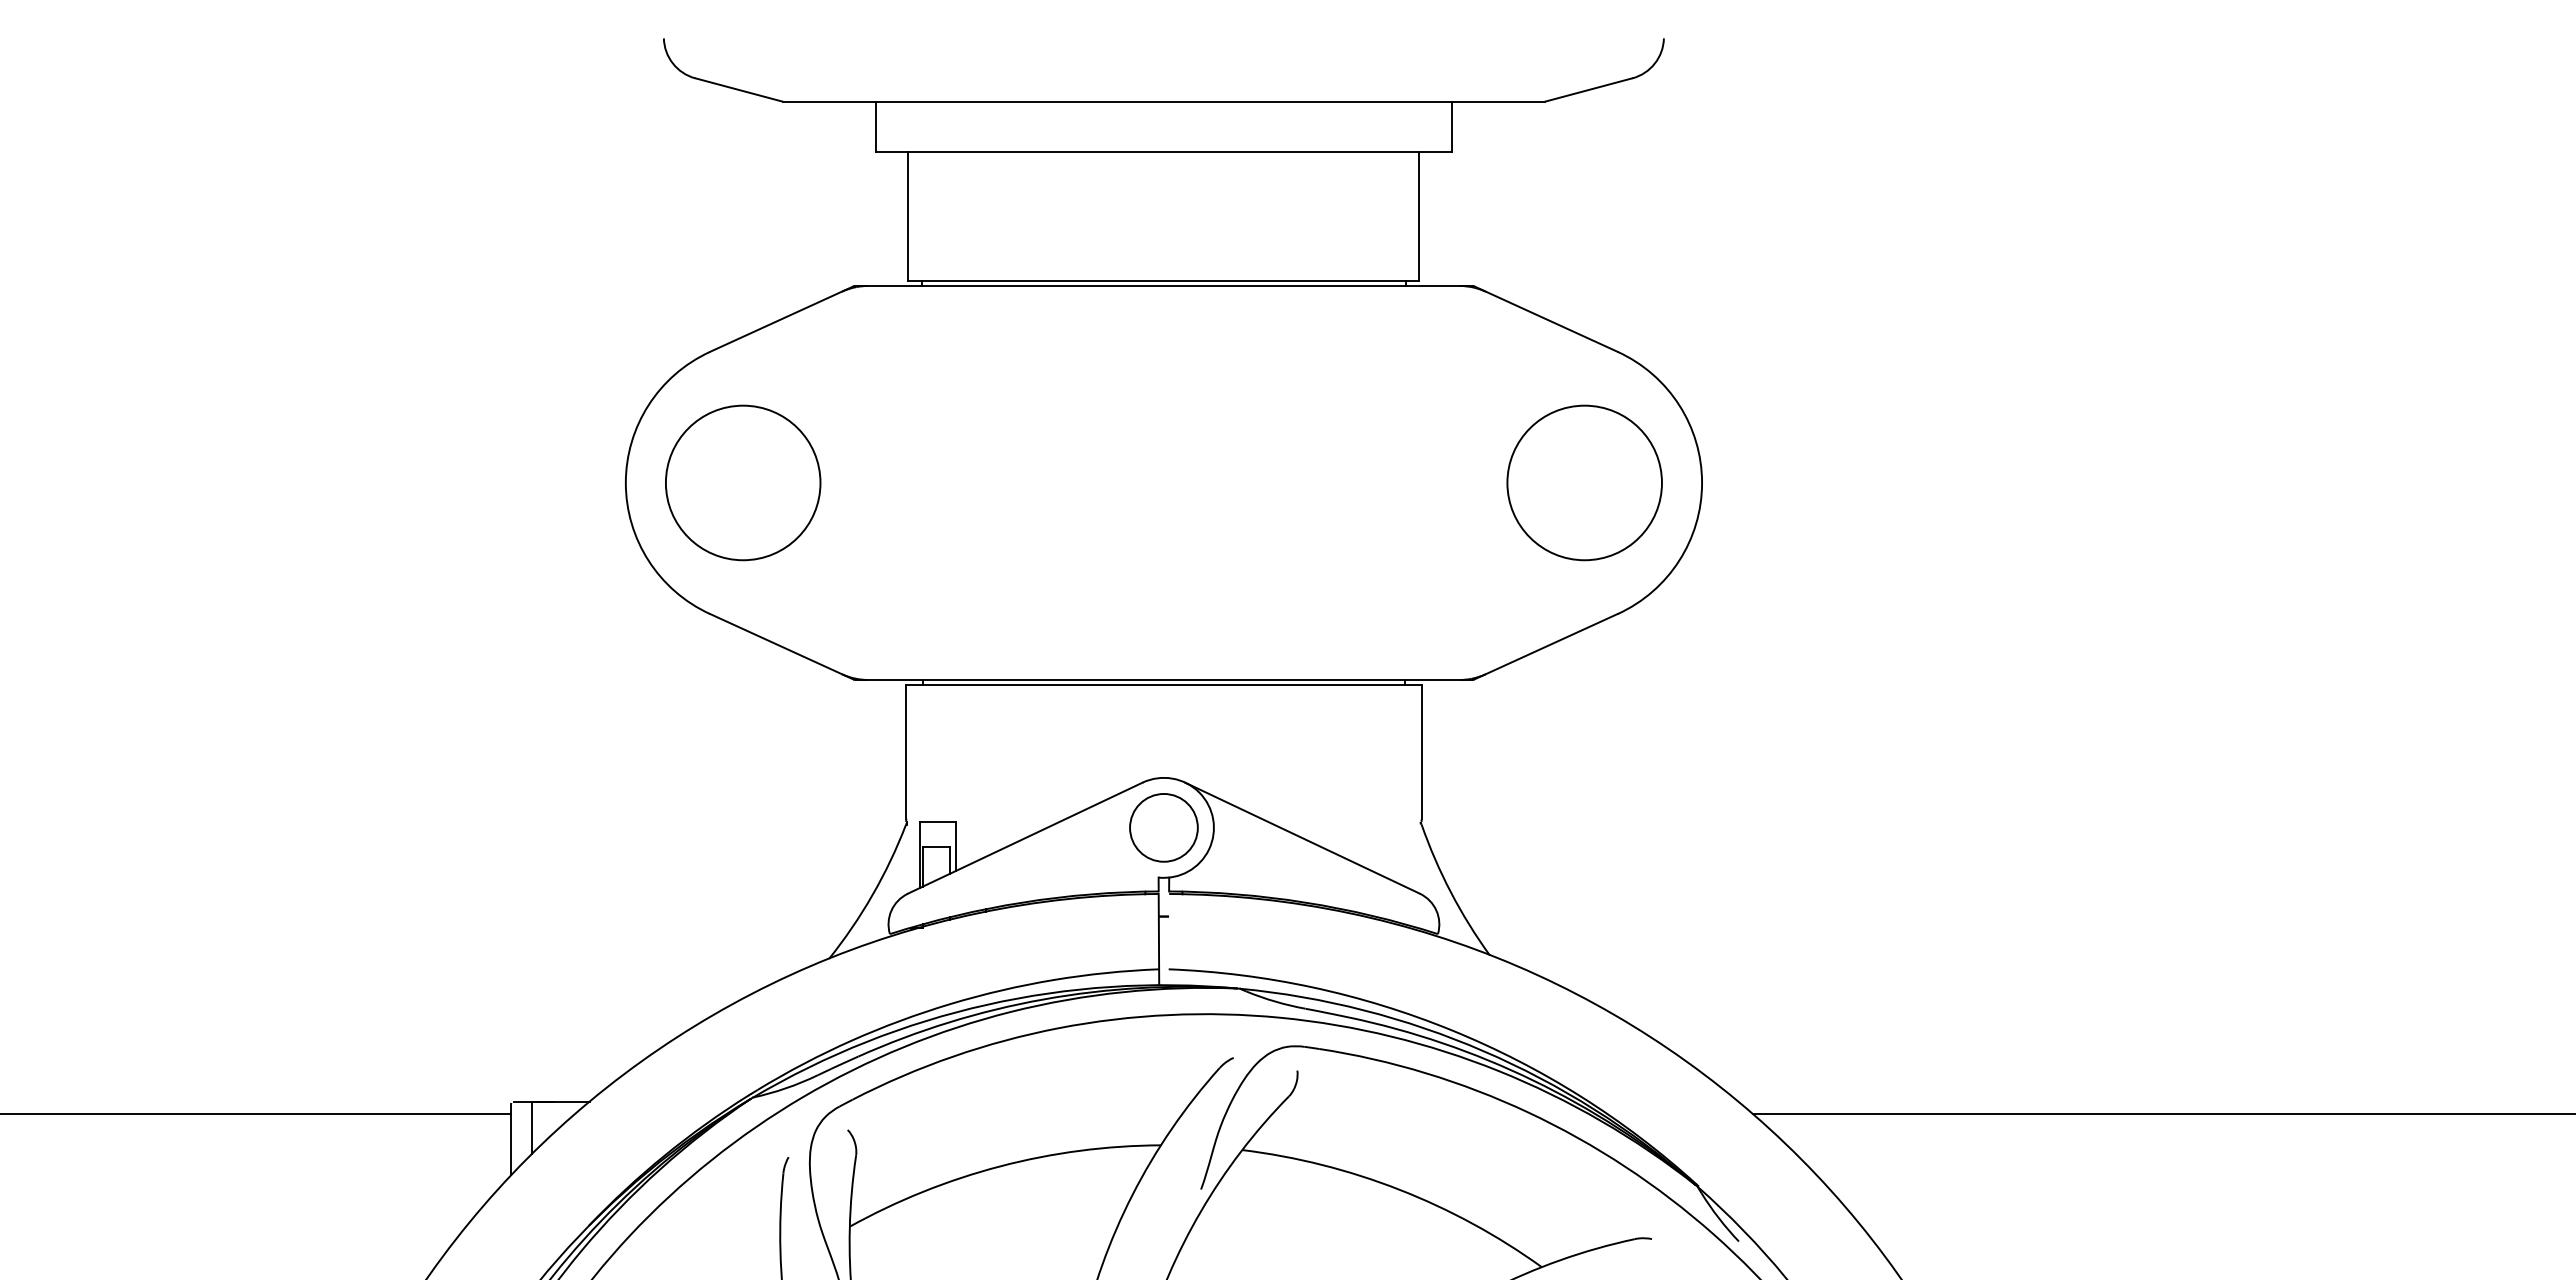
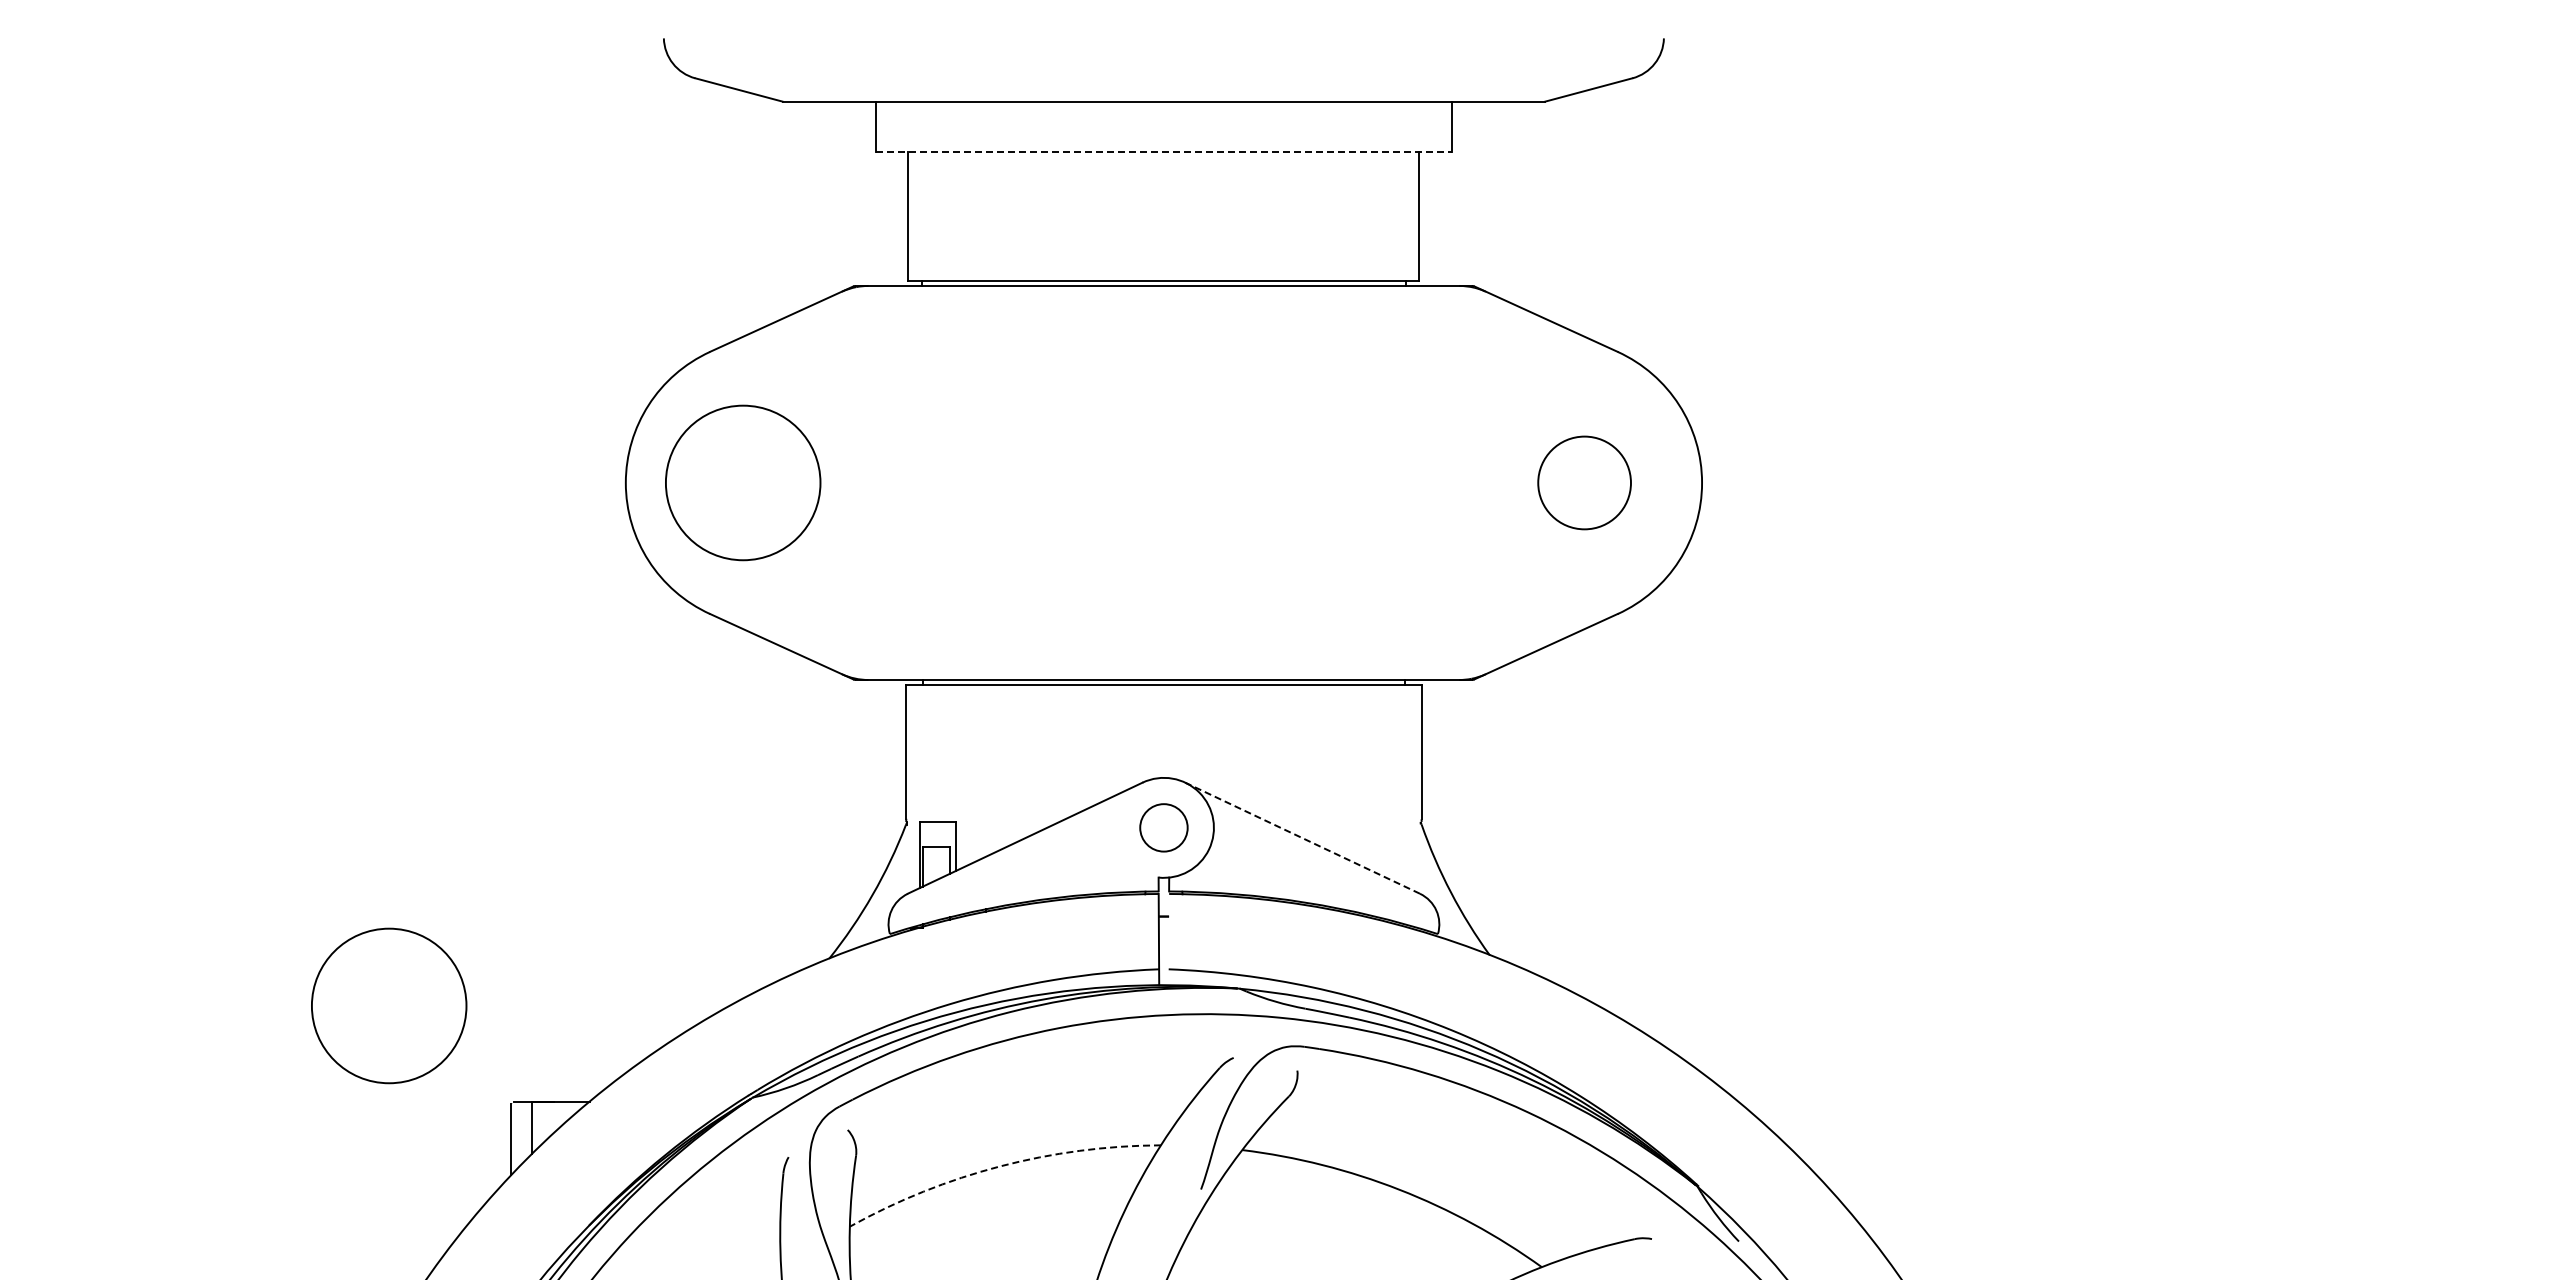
line: solid -> dashed (1164, 152)
circle size: 157x158 px -> 95x96 px (1584, 482)
circle diameter: 68 px -> 47 px (1163, 827)
line: solid -> dashed (1302, 838)
circle: none -> present (389, 1005)
line: present -> none (256, 1114)
line: present -> none (2162, 1114)
arc: solid -> dashed (1000, 1166)
